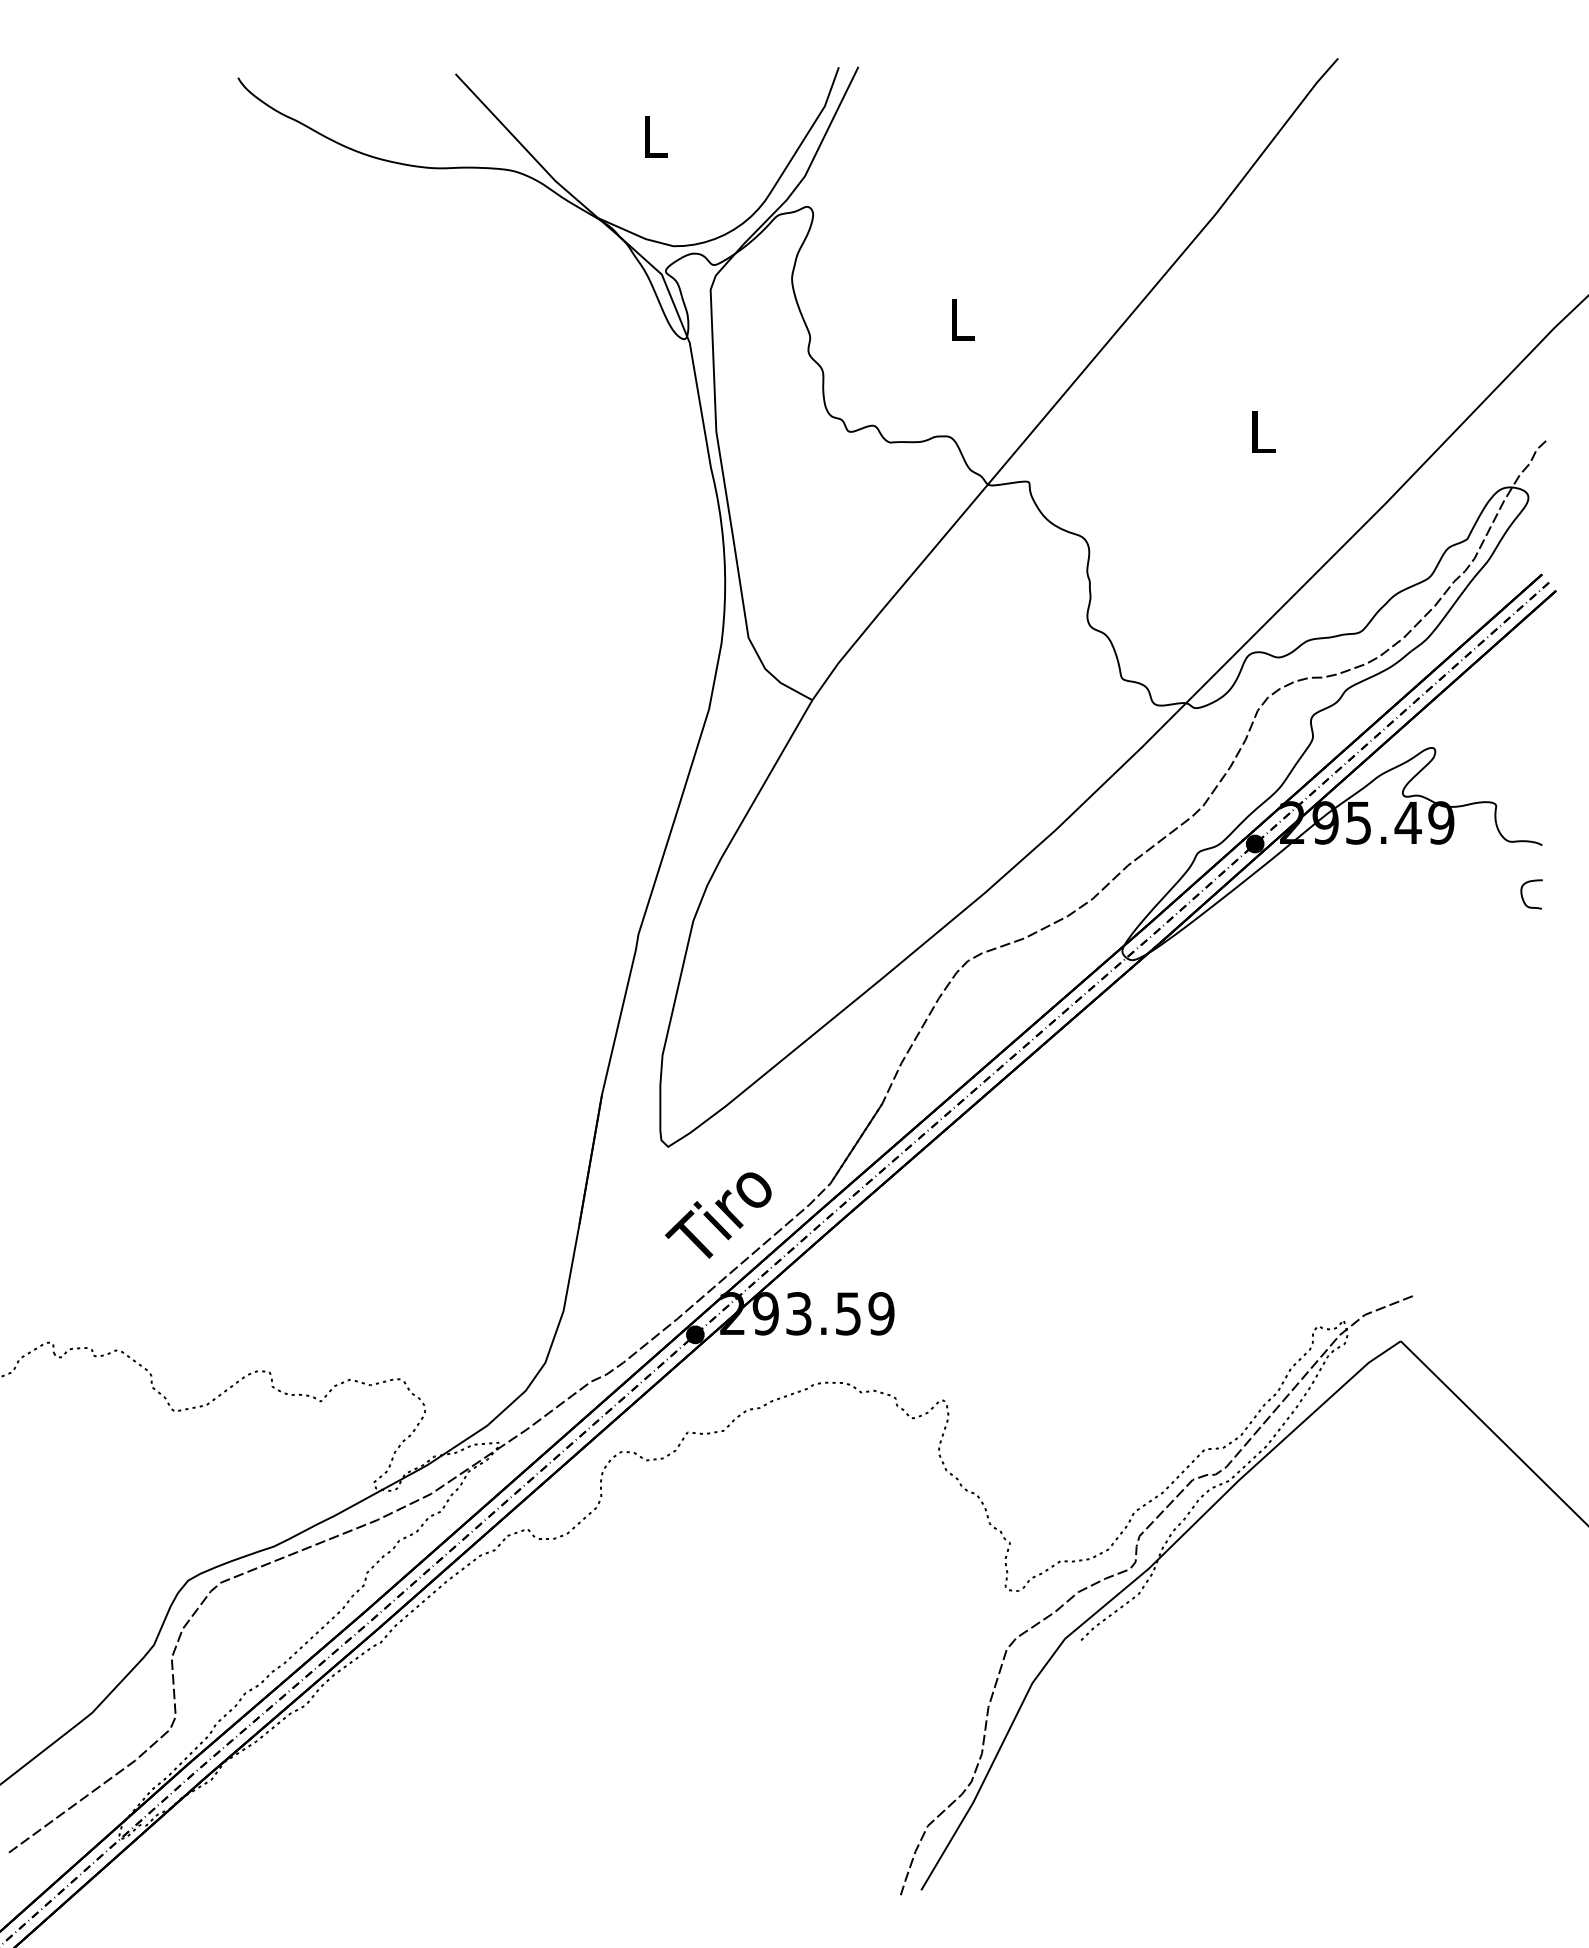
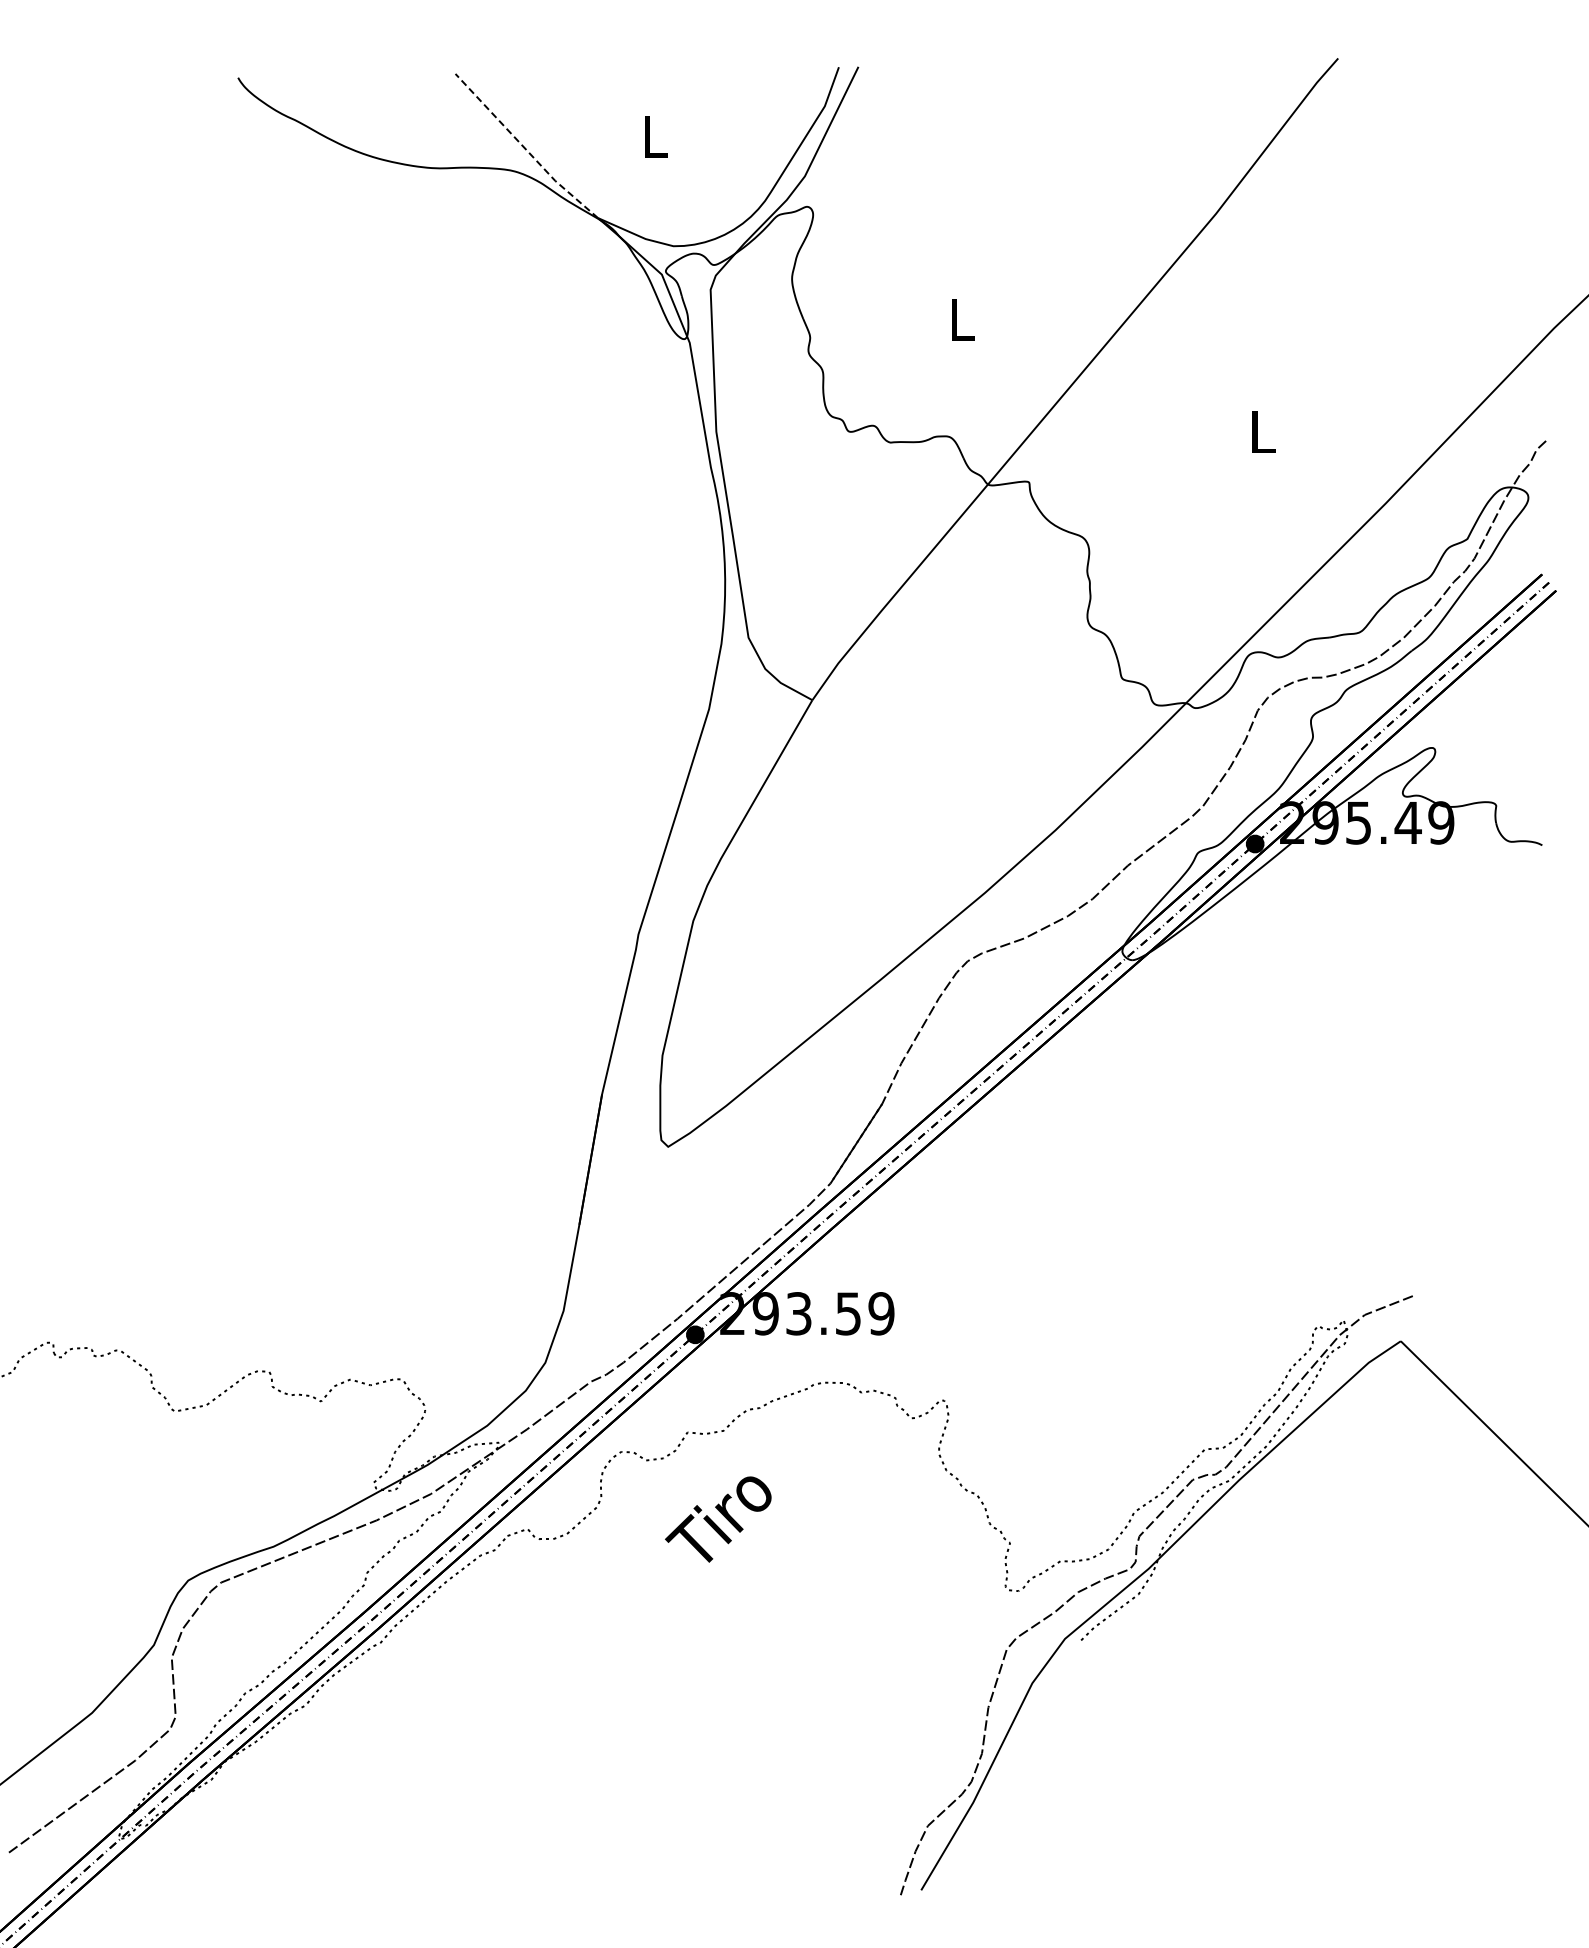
line: solid -> dashed (524, 148)
curve: present -> none (1523, 897)
text position: (718, 1215) -> (718, 1519) (718, 1519)
